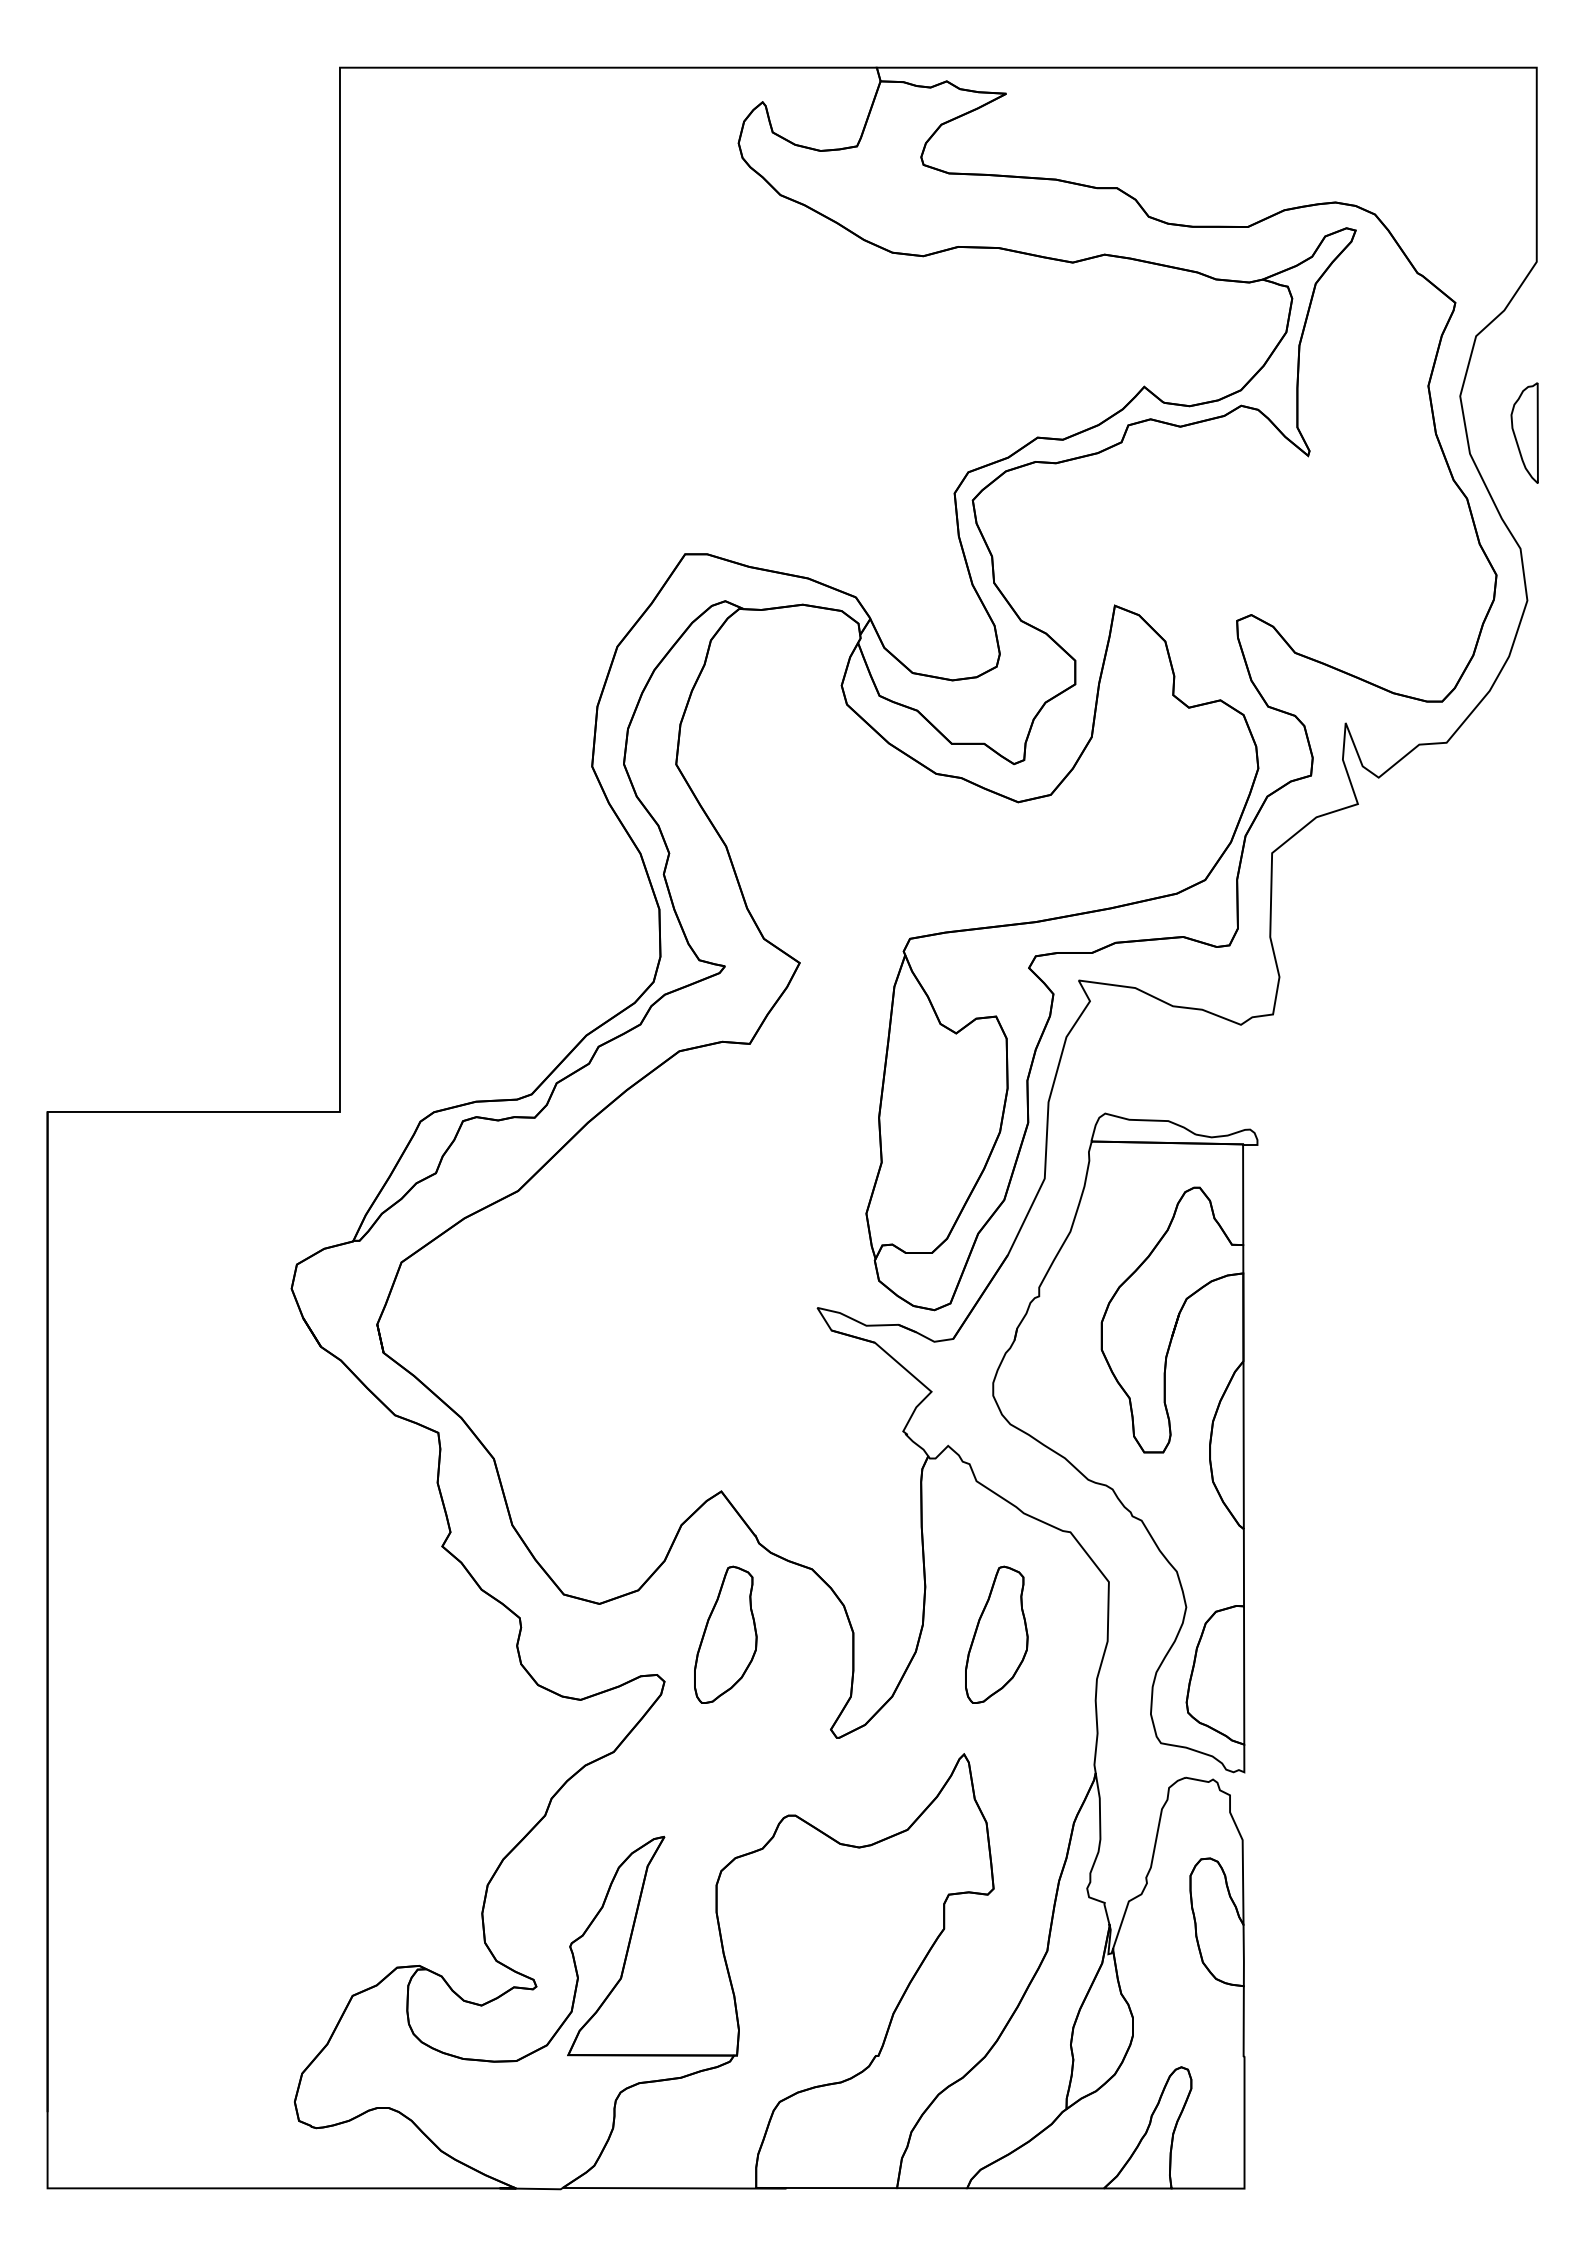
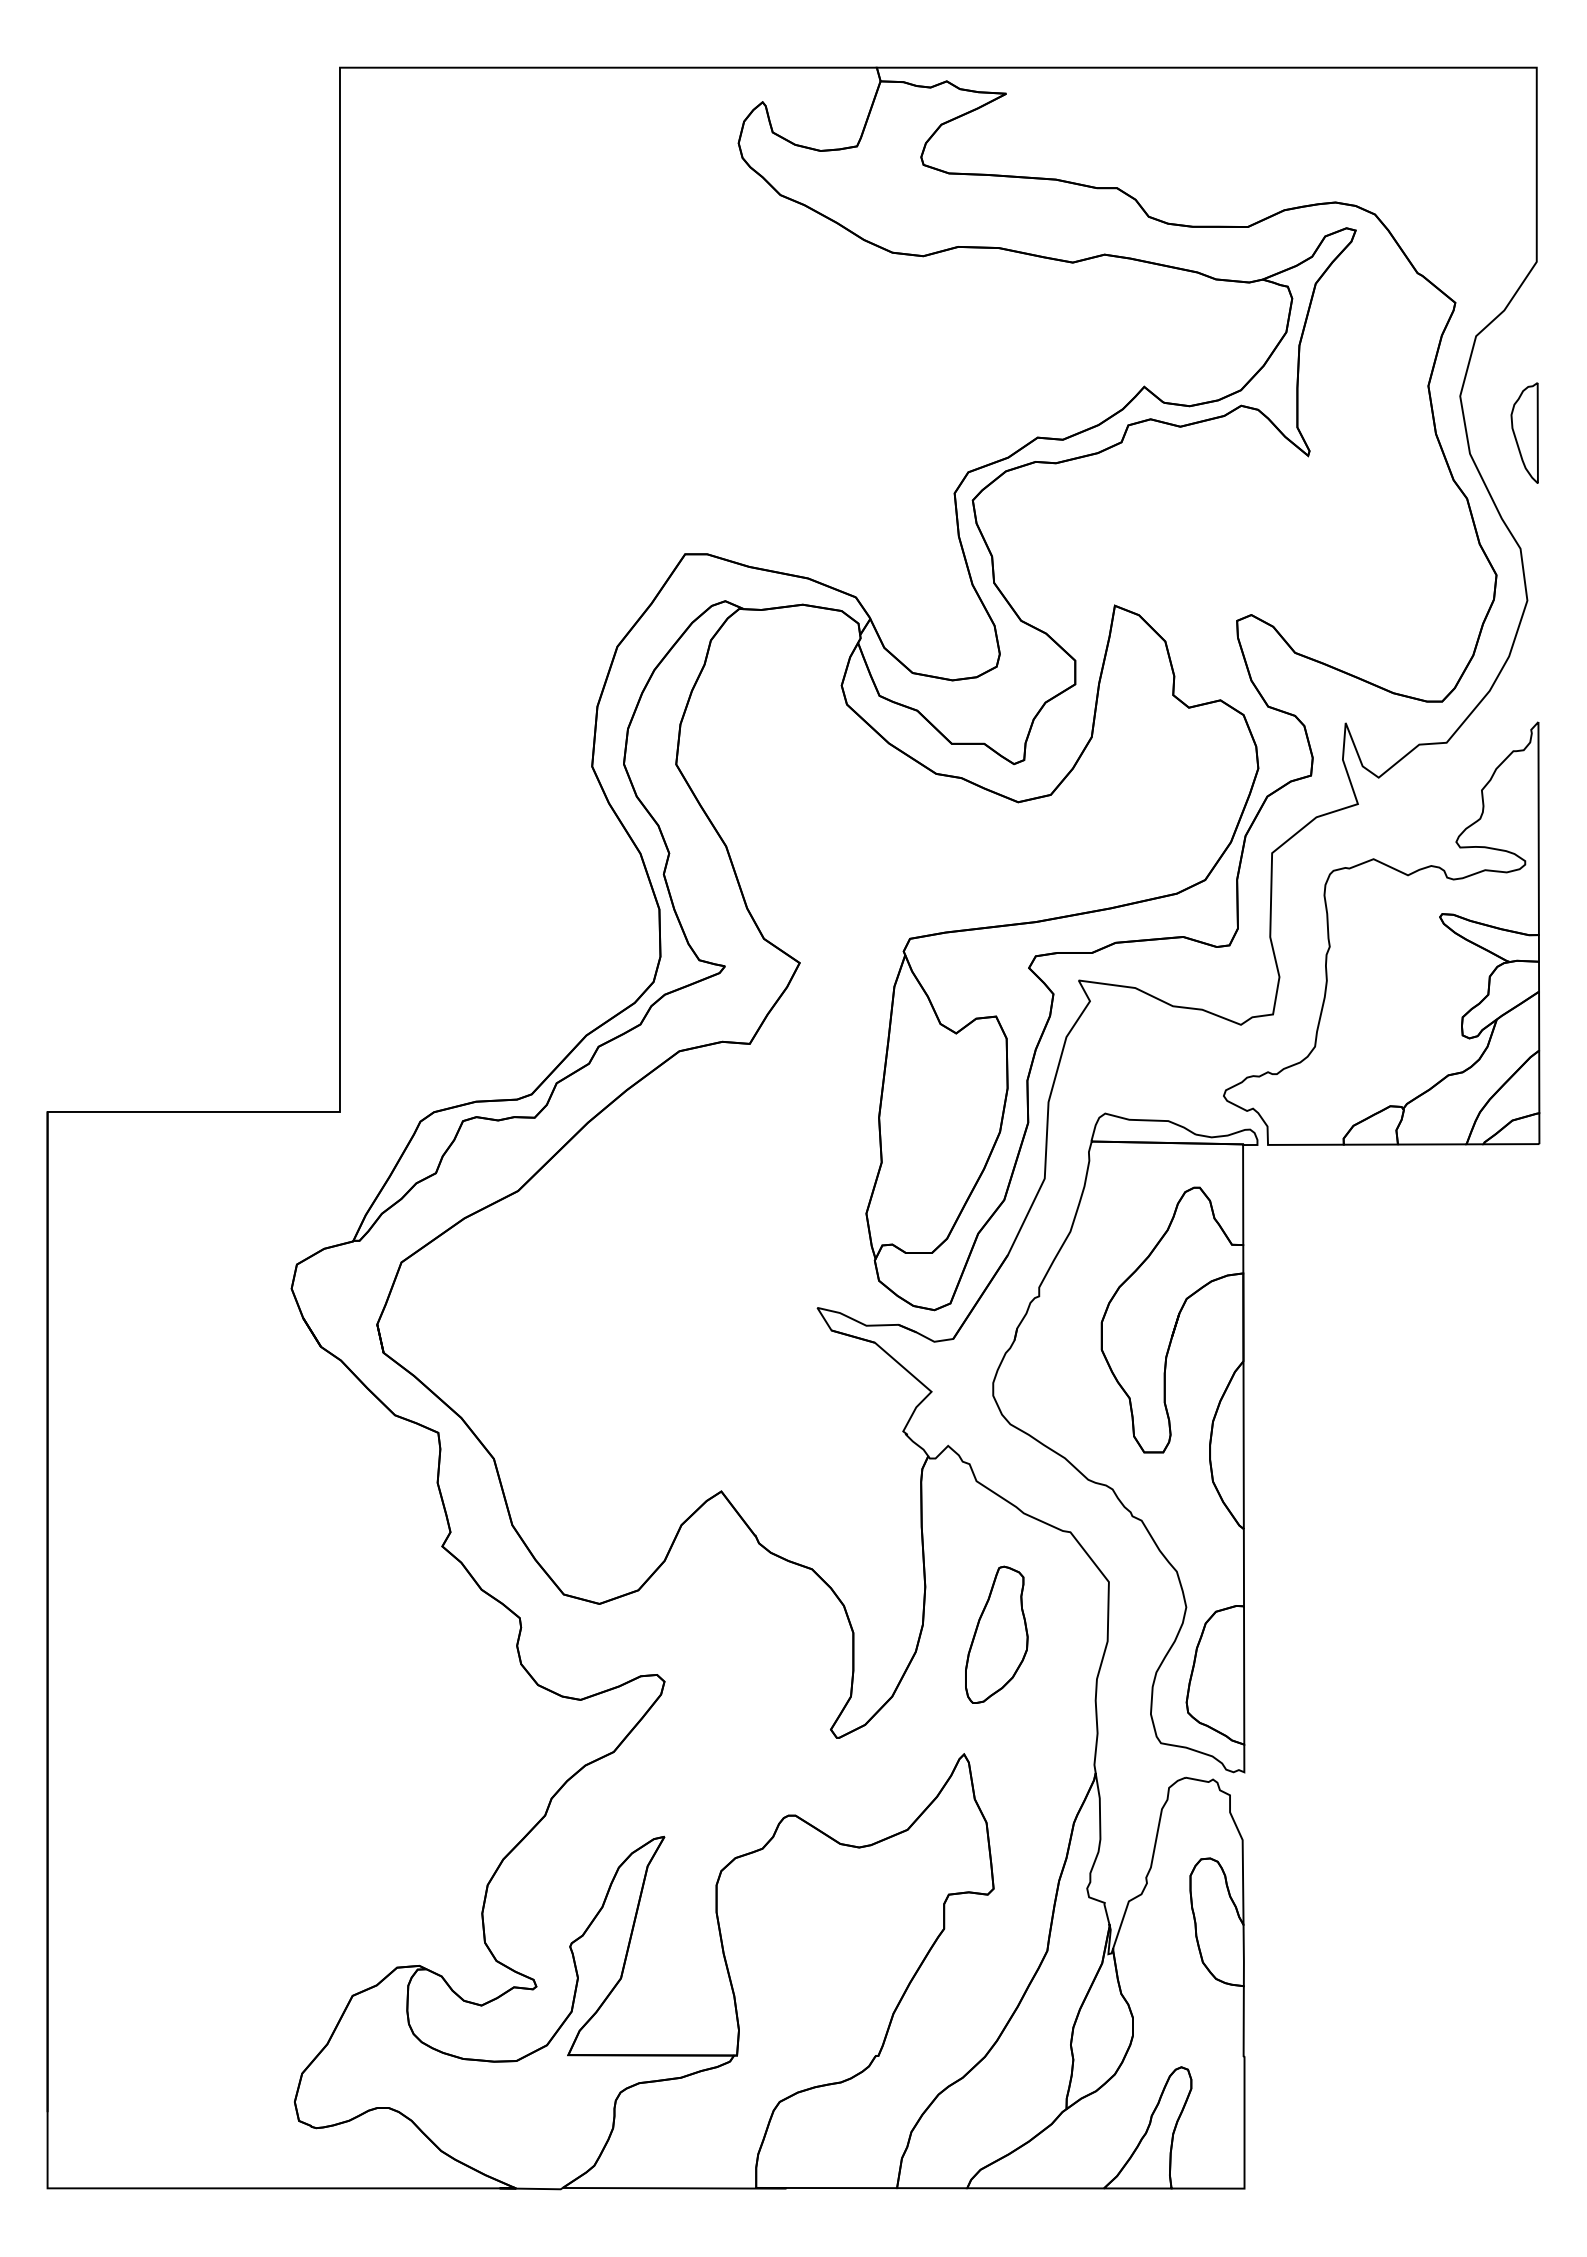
part: none -> present (1381, 933)
part: present -> none (725, 1634)
